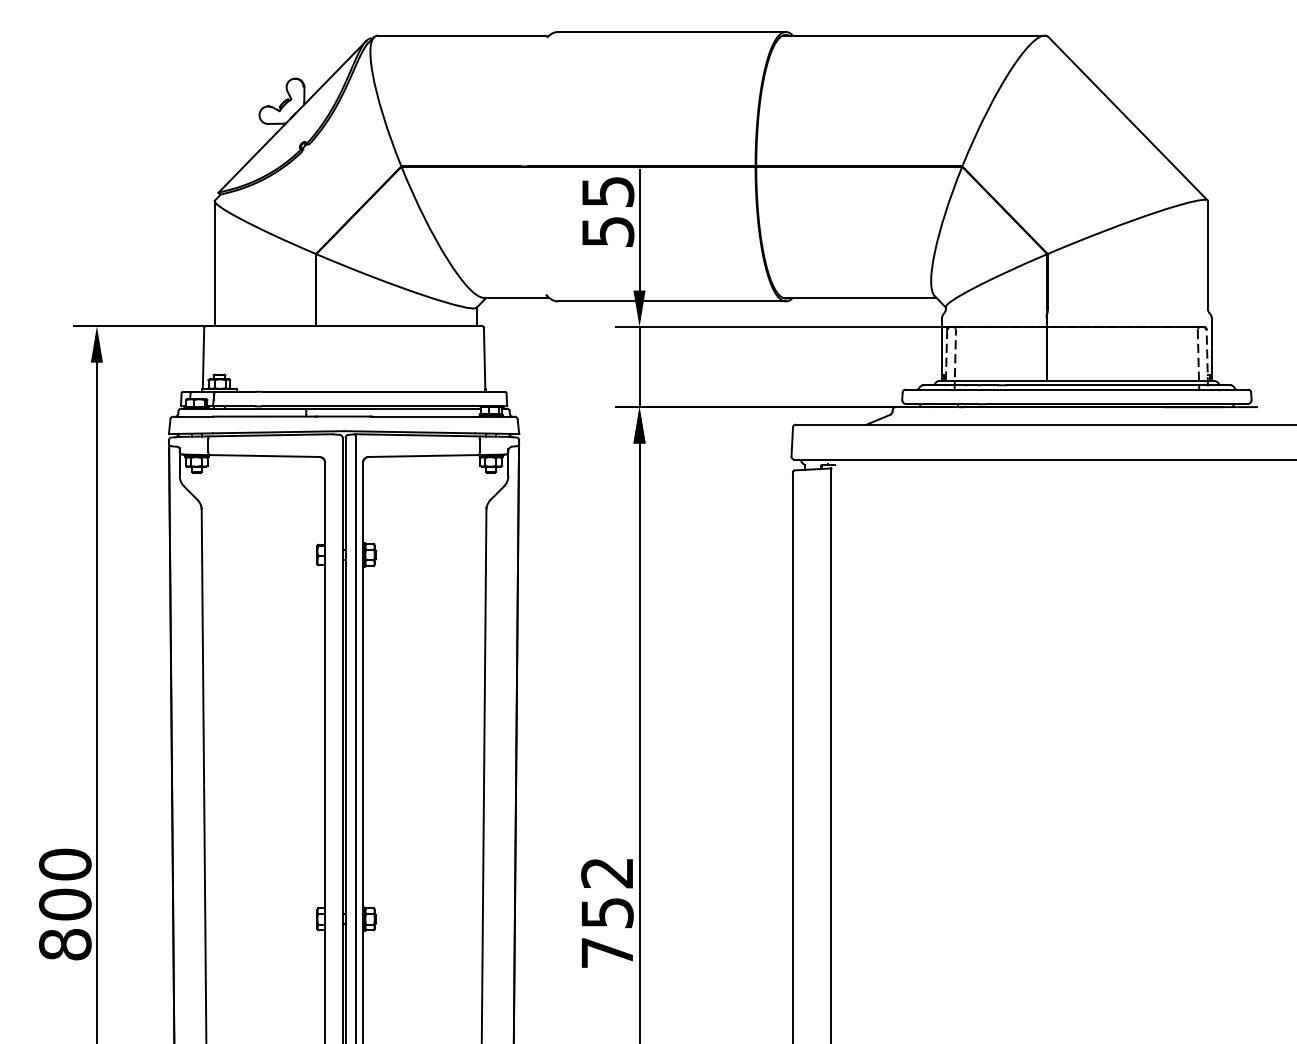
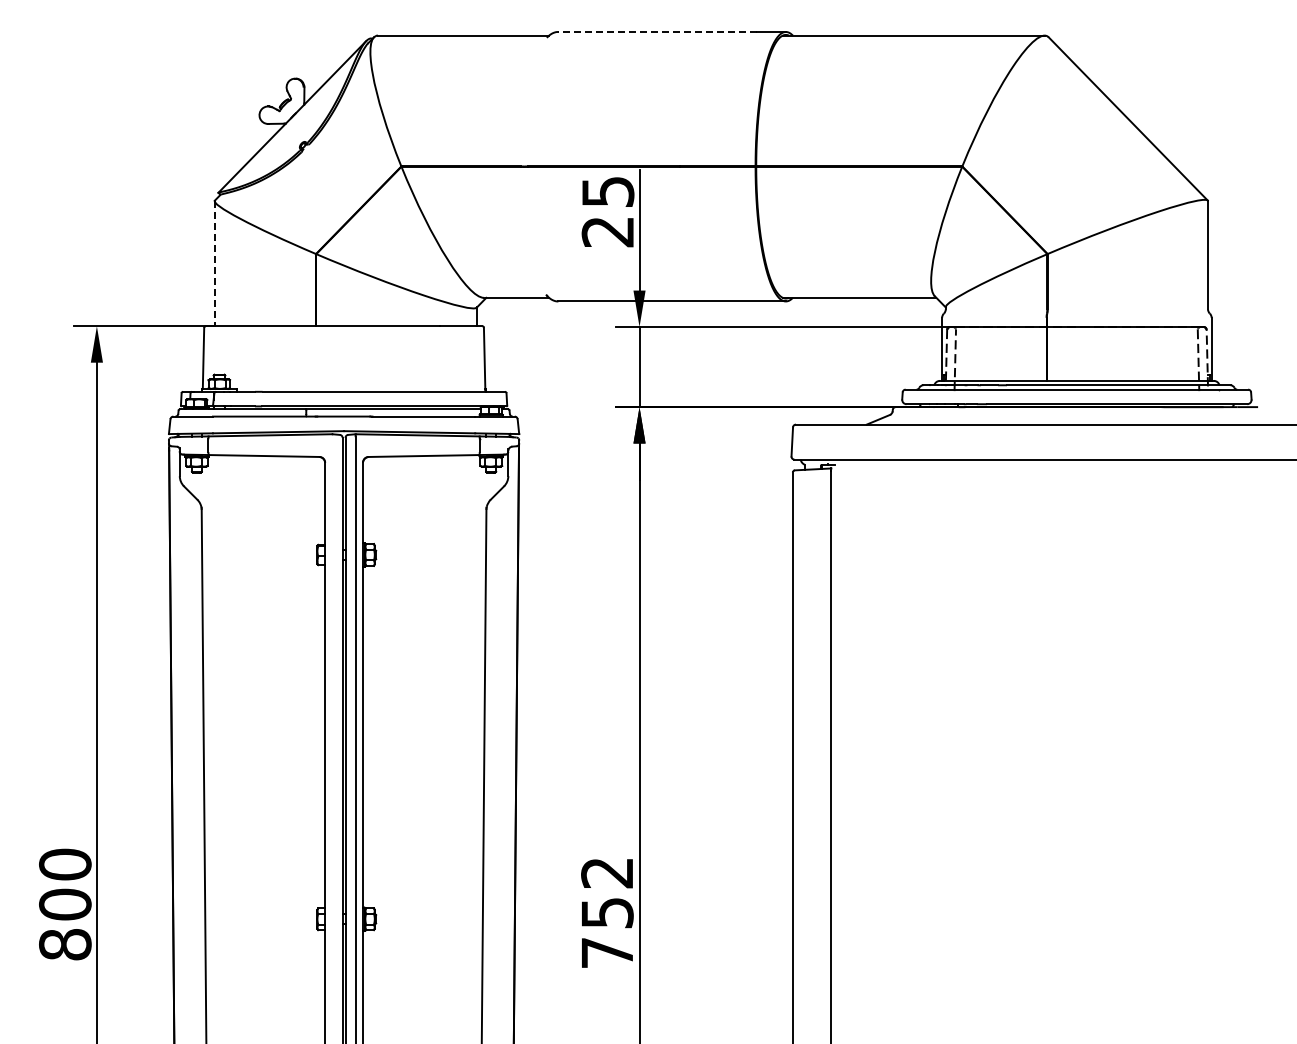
line: solid -> dashed (657, 31)
text: 55 -> 25 (607, 232)
line: solid -> dashed (214, 263)
